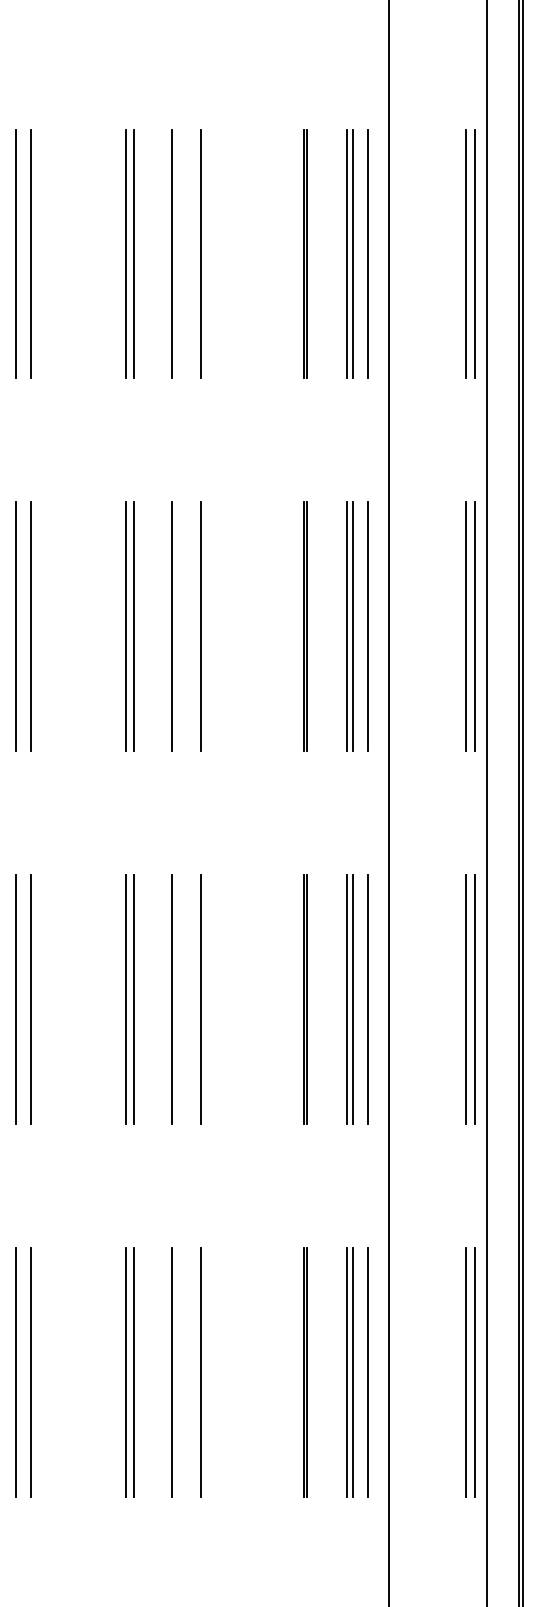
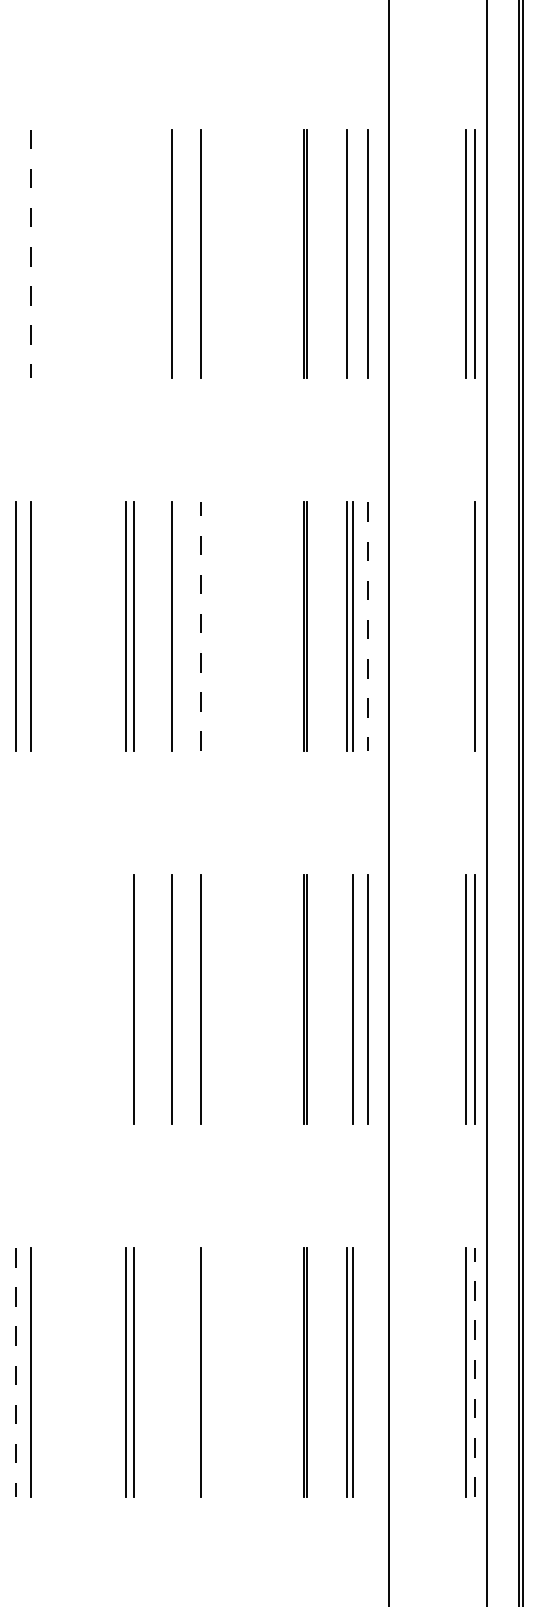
line: present -> none (16, 253)
part: present -> none (129, 253)
line: present -> none (353, 253)
line: solid -> dashed (31, 254)
line: solid -> dashed (201, 626)
line: present -> none (466, 626)
line: solid -> dashed (368, 627)
line: present -> none (16, 999)
line: present -> none (31, 999)
line: present -> none (125, 999)
line: present -> none (347, 999)
line: solid -> dashed (475, 1371)
line: solid -> dashed (16, 1372)
line: present -> none (171, 1372)
line: present -> none (368, 1372)
